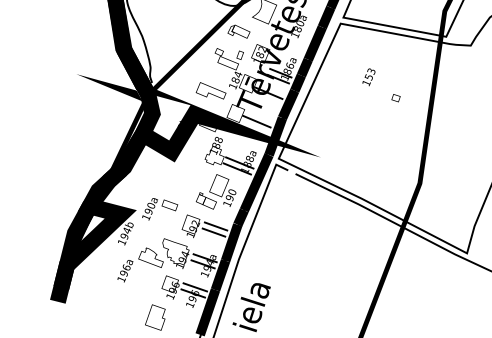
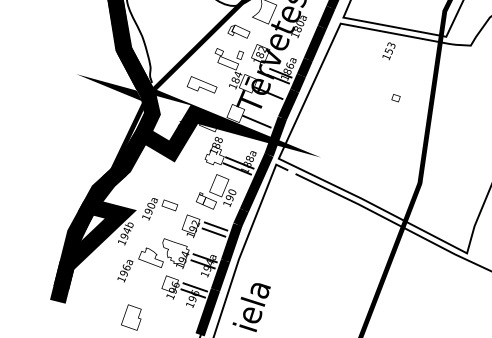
text position: (368, 77) -> (388, 51) (388, 51)
part position: (210, 90) -> (201, 84) (201, 84)
part position: (155, 317) -> (131, 317) (131, 317)
